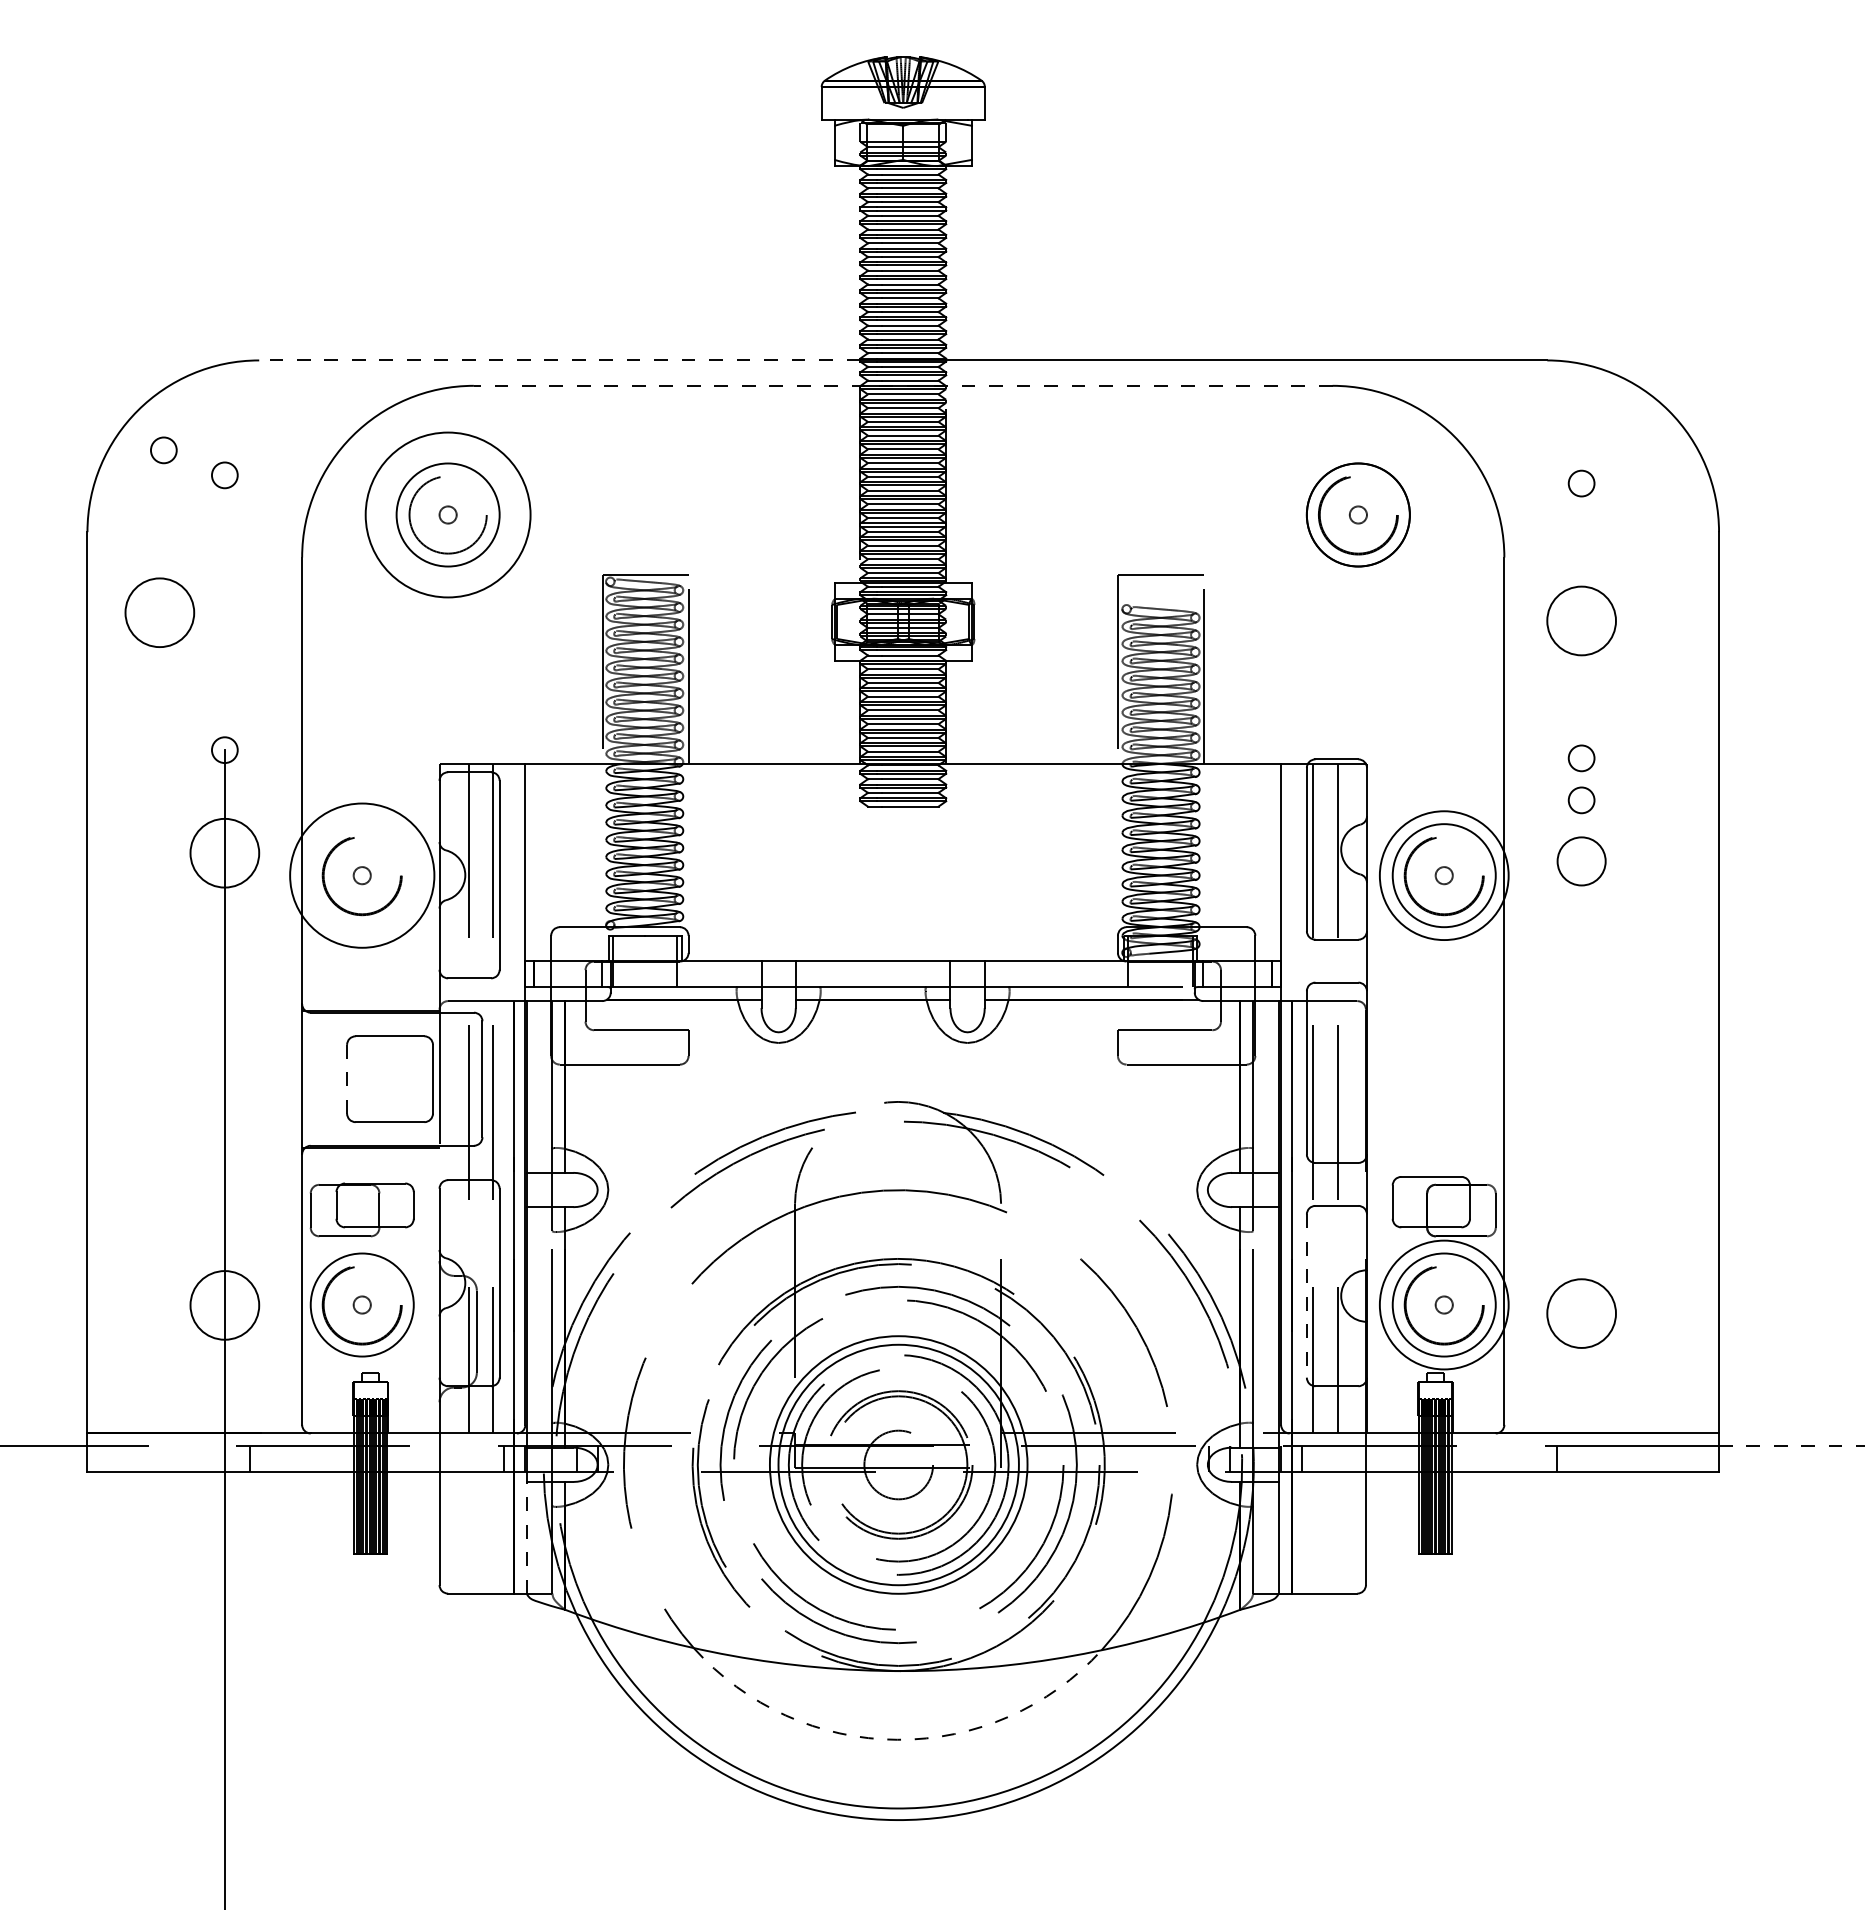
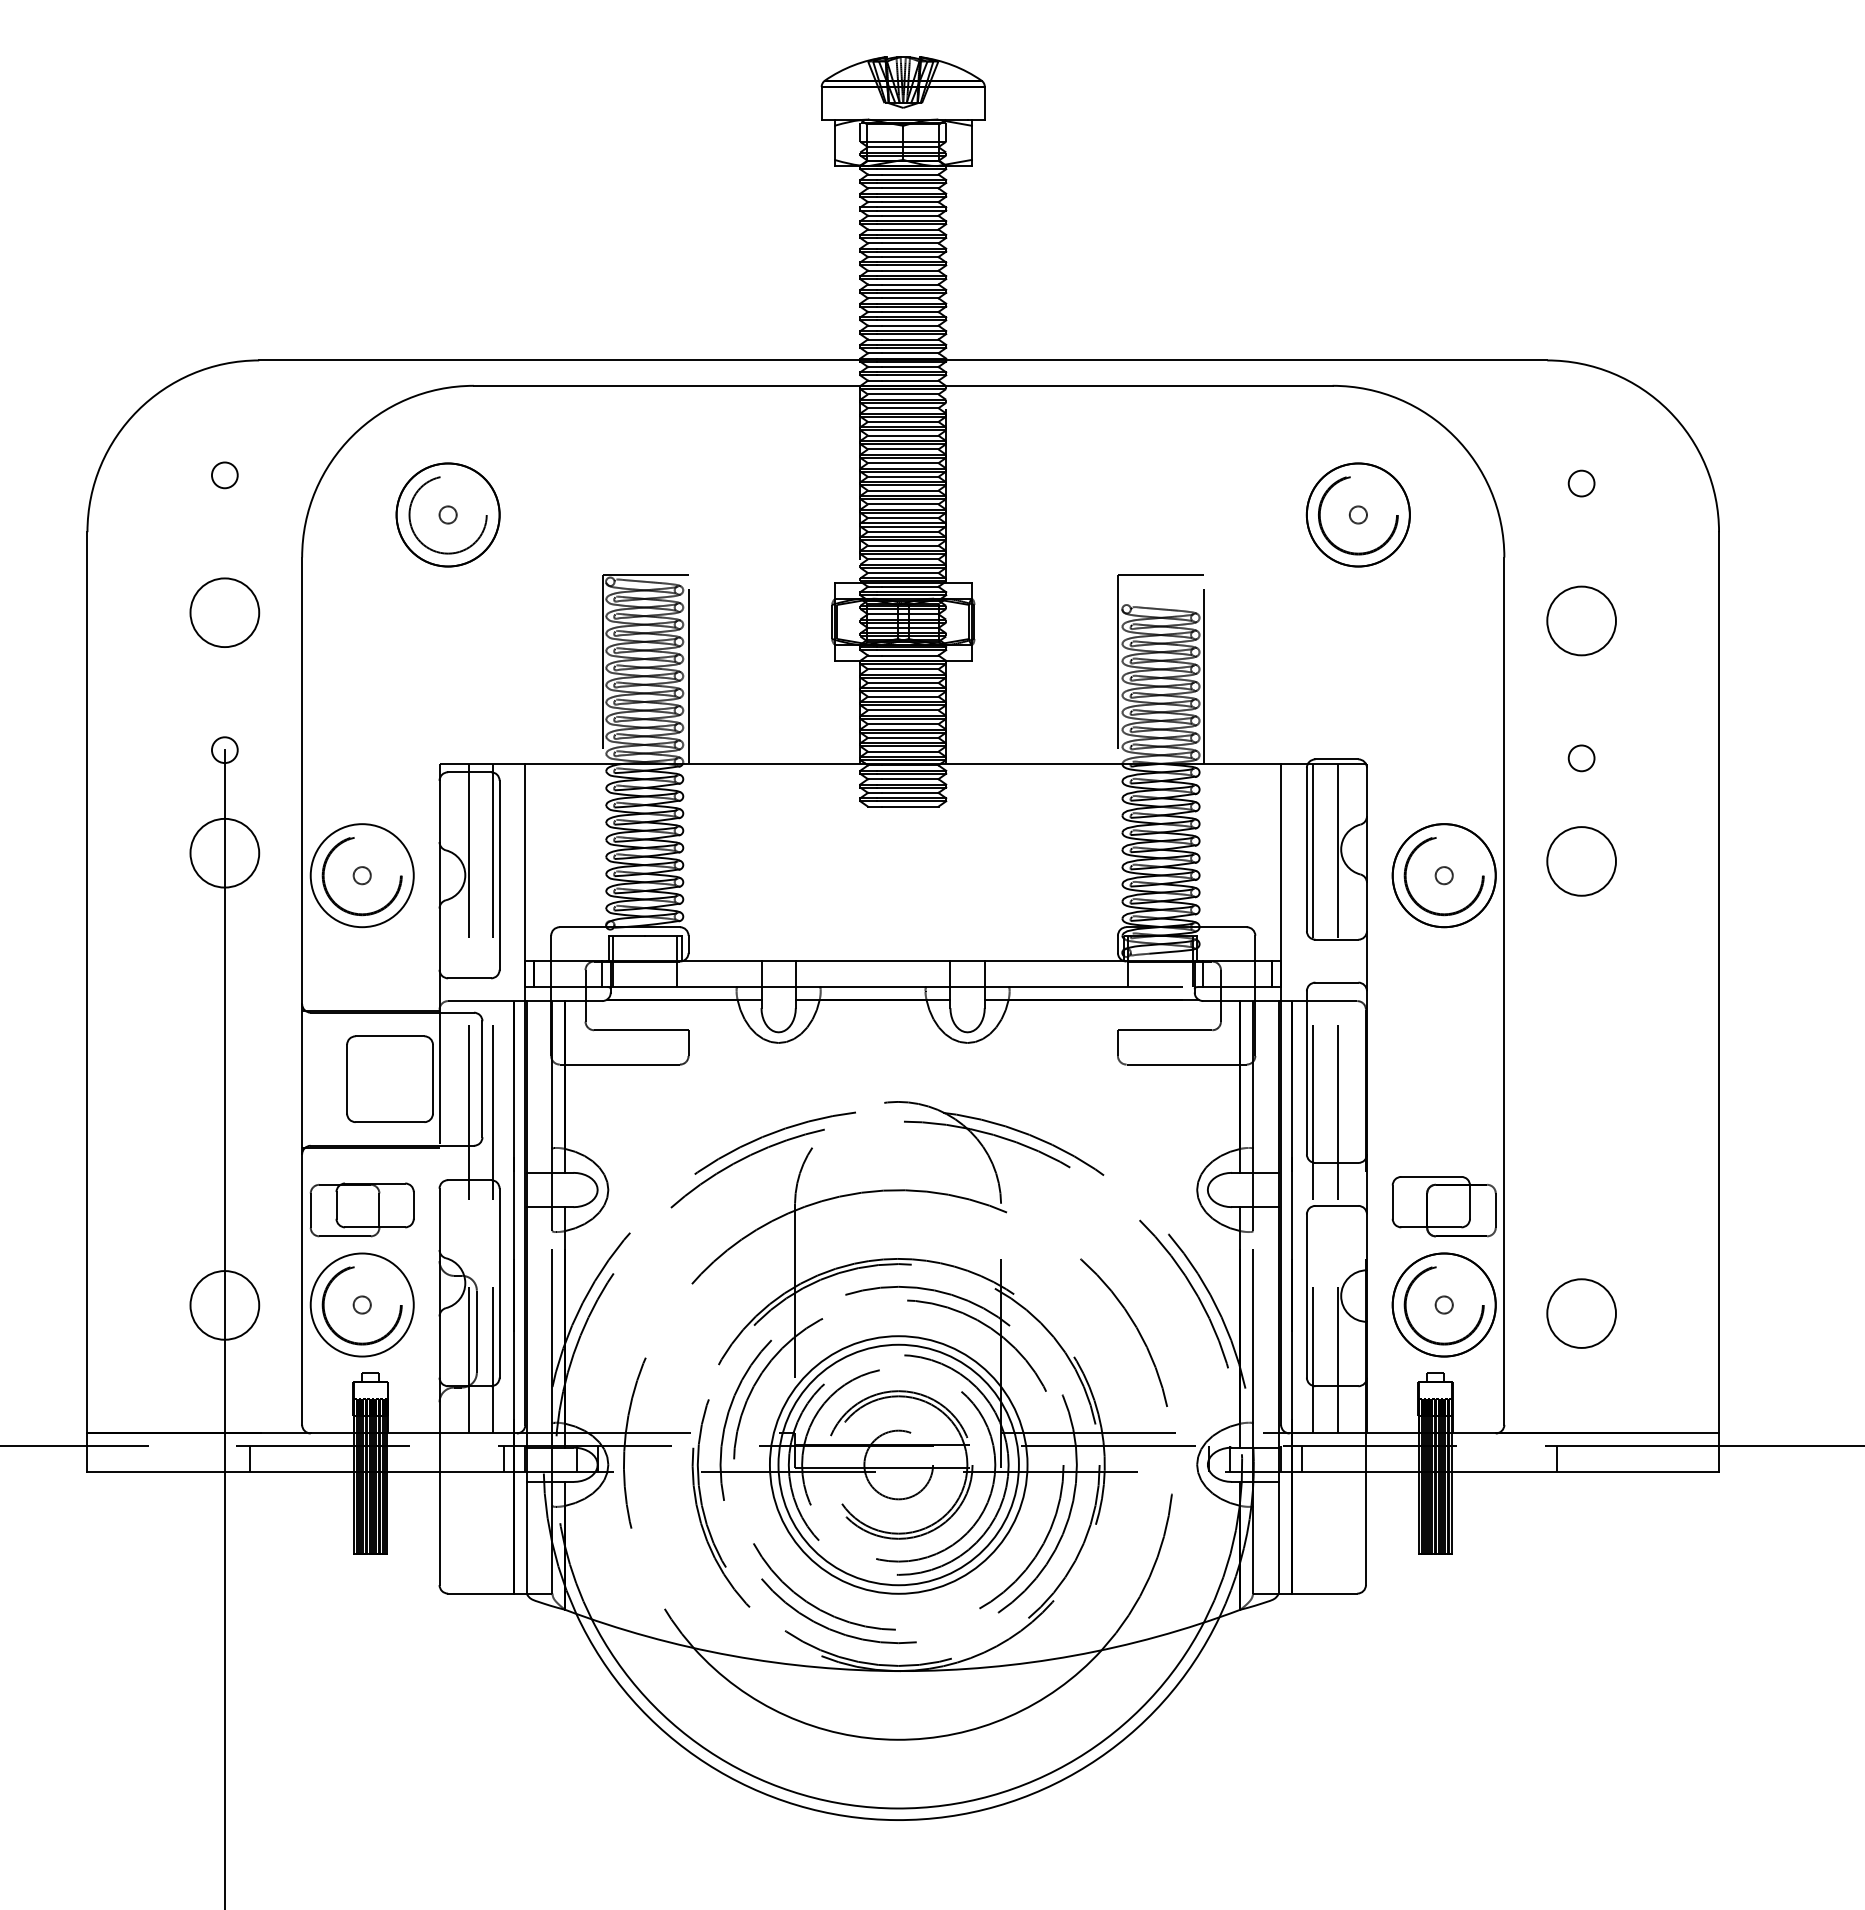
line: dashed -> solid (559, 360)
line: dashed -> solid (902, 385)
circle: present -> none (163, 450)
circle diameter: 165 px -> 103 px (447, 514)
circle position: (159, 612) -> (224, 612) (224, 612)
circle: present -> none (1581, 800)
circle diameter: 48 px -> 69 px (1581, 861)
circle diameter: 144 px -> 103 px (361, 875)
circle diameter: 129 px -> 103 px (1443, 875)
line: dashed -> solid (347, 1079)
line: dashed -> solid (1306, 1296)
circle diameter: 129 px -> 103 px (1443, 1304)
line: dashed -> solid (1791, 1446)
line: dashed -> solid (526, 1537)
arc: dashed -> solid (897, 1739)
